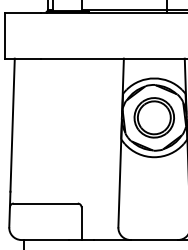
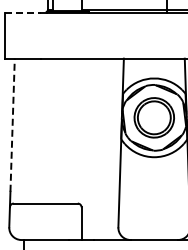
line: solid -> dashed (23, 12)
line: solid -> dashed (12, 125)
